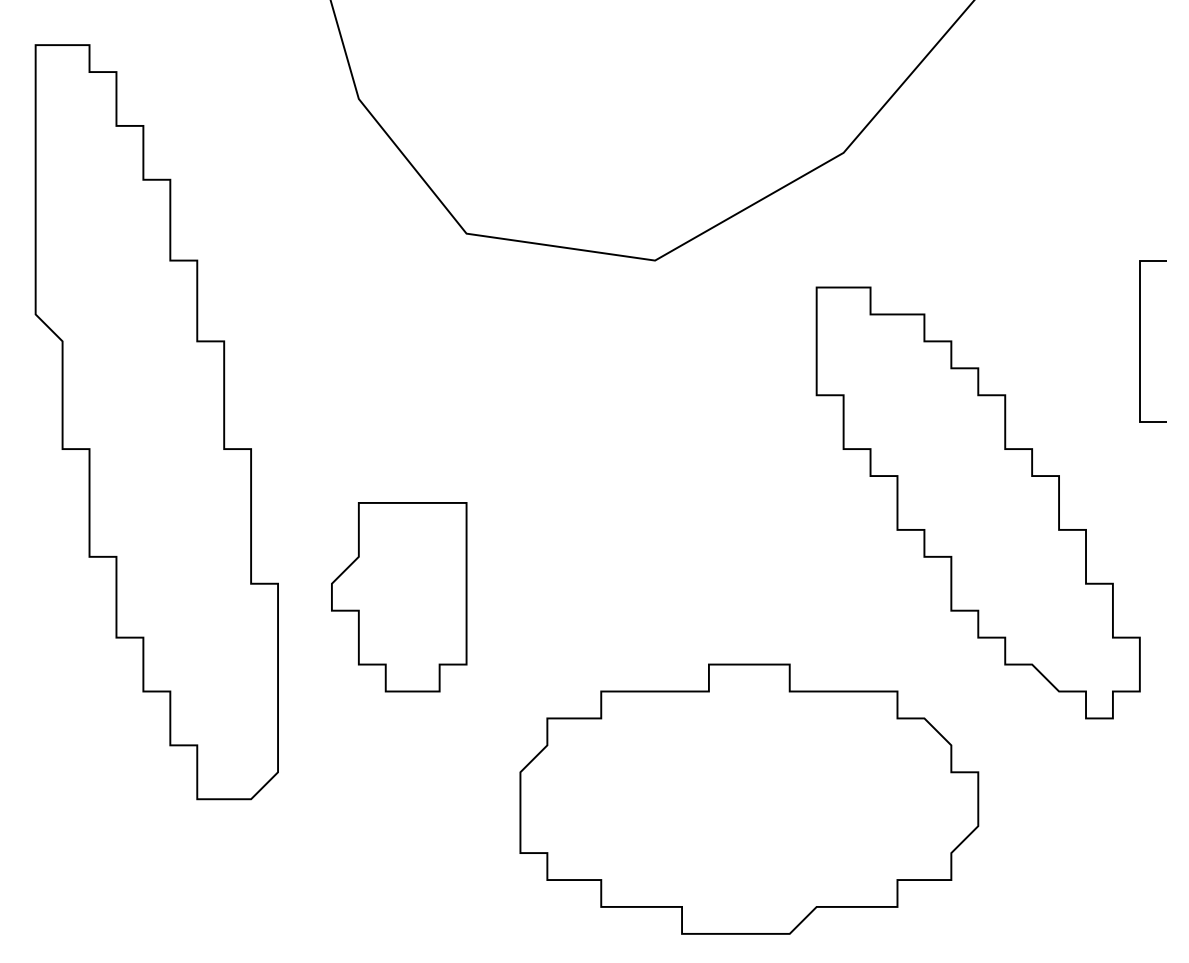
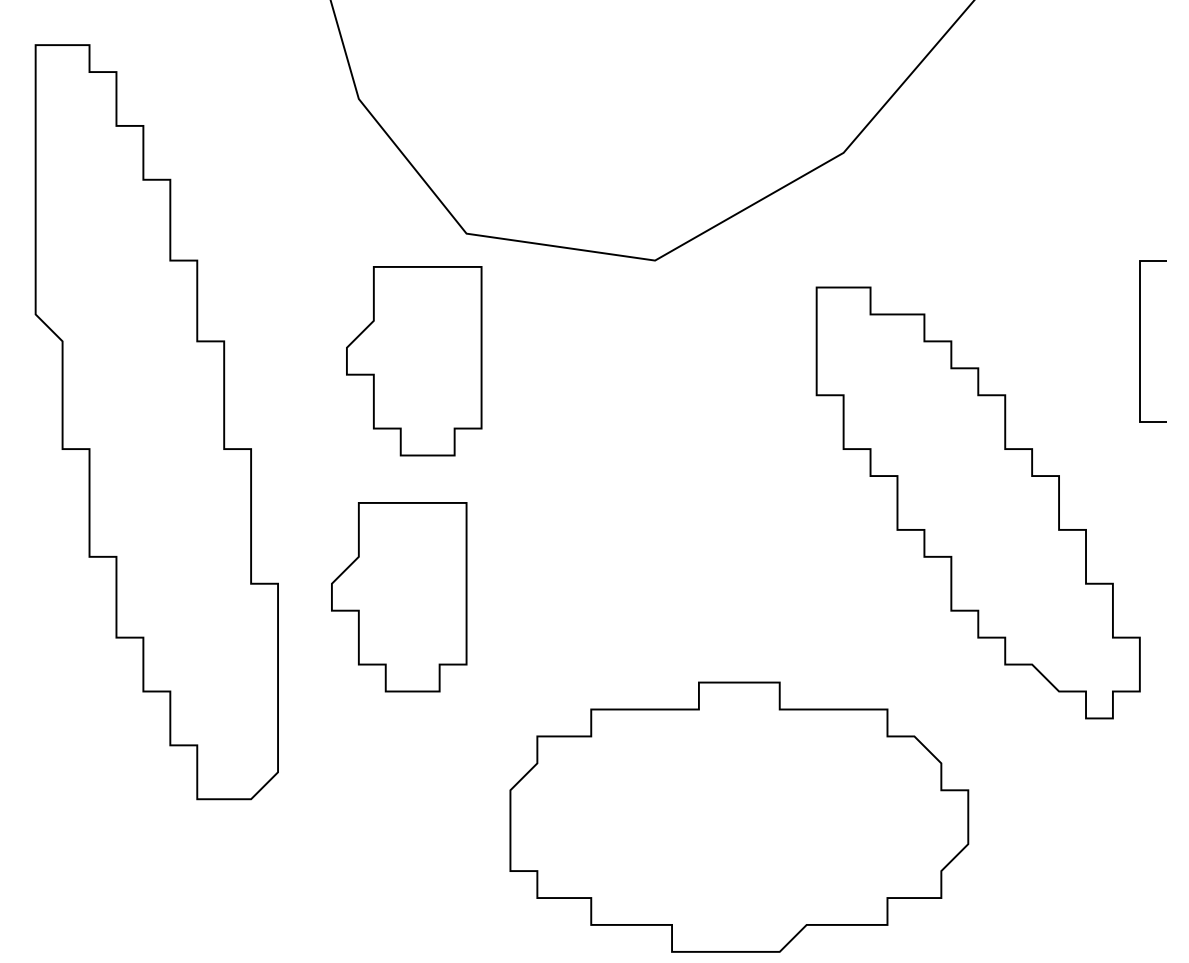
part: none -> present (414, 361)
part position: (749, 798) -> (739, 816) (739, 816)
